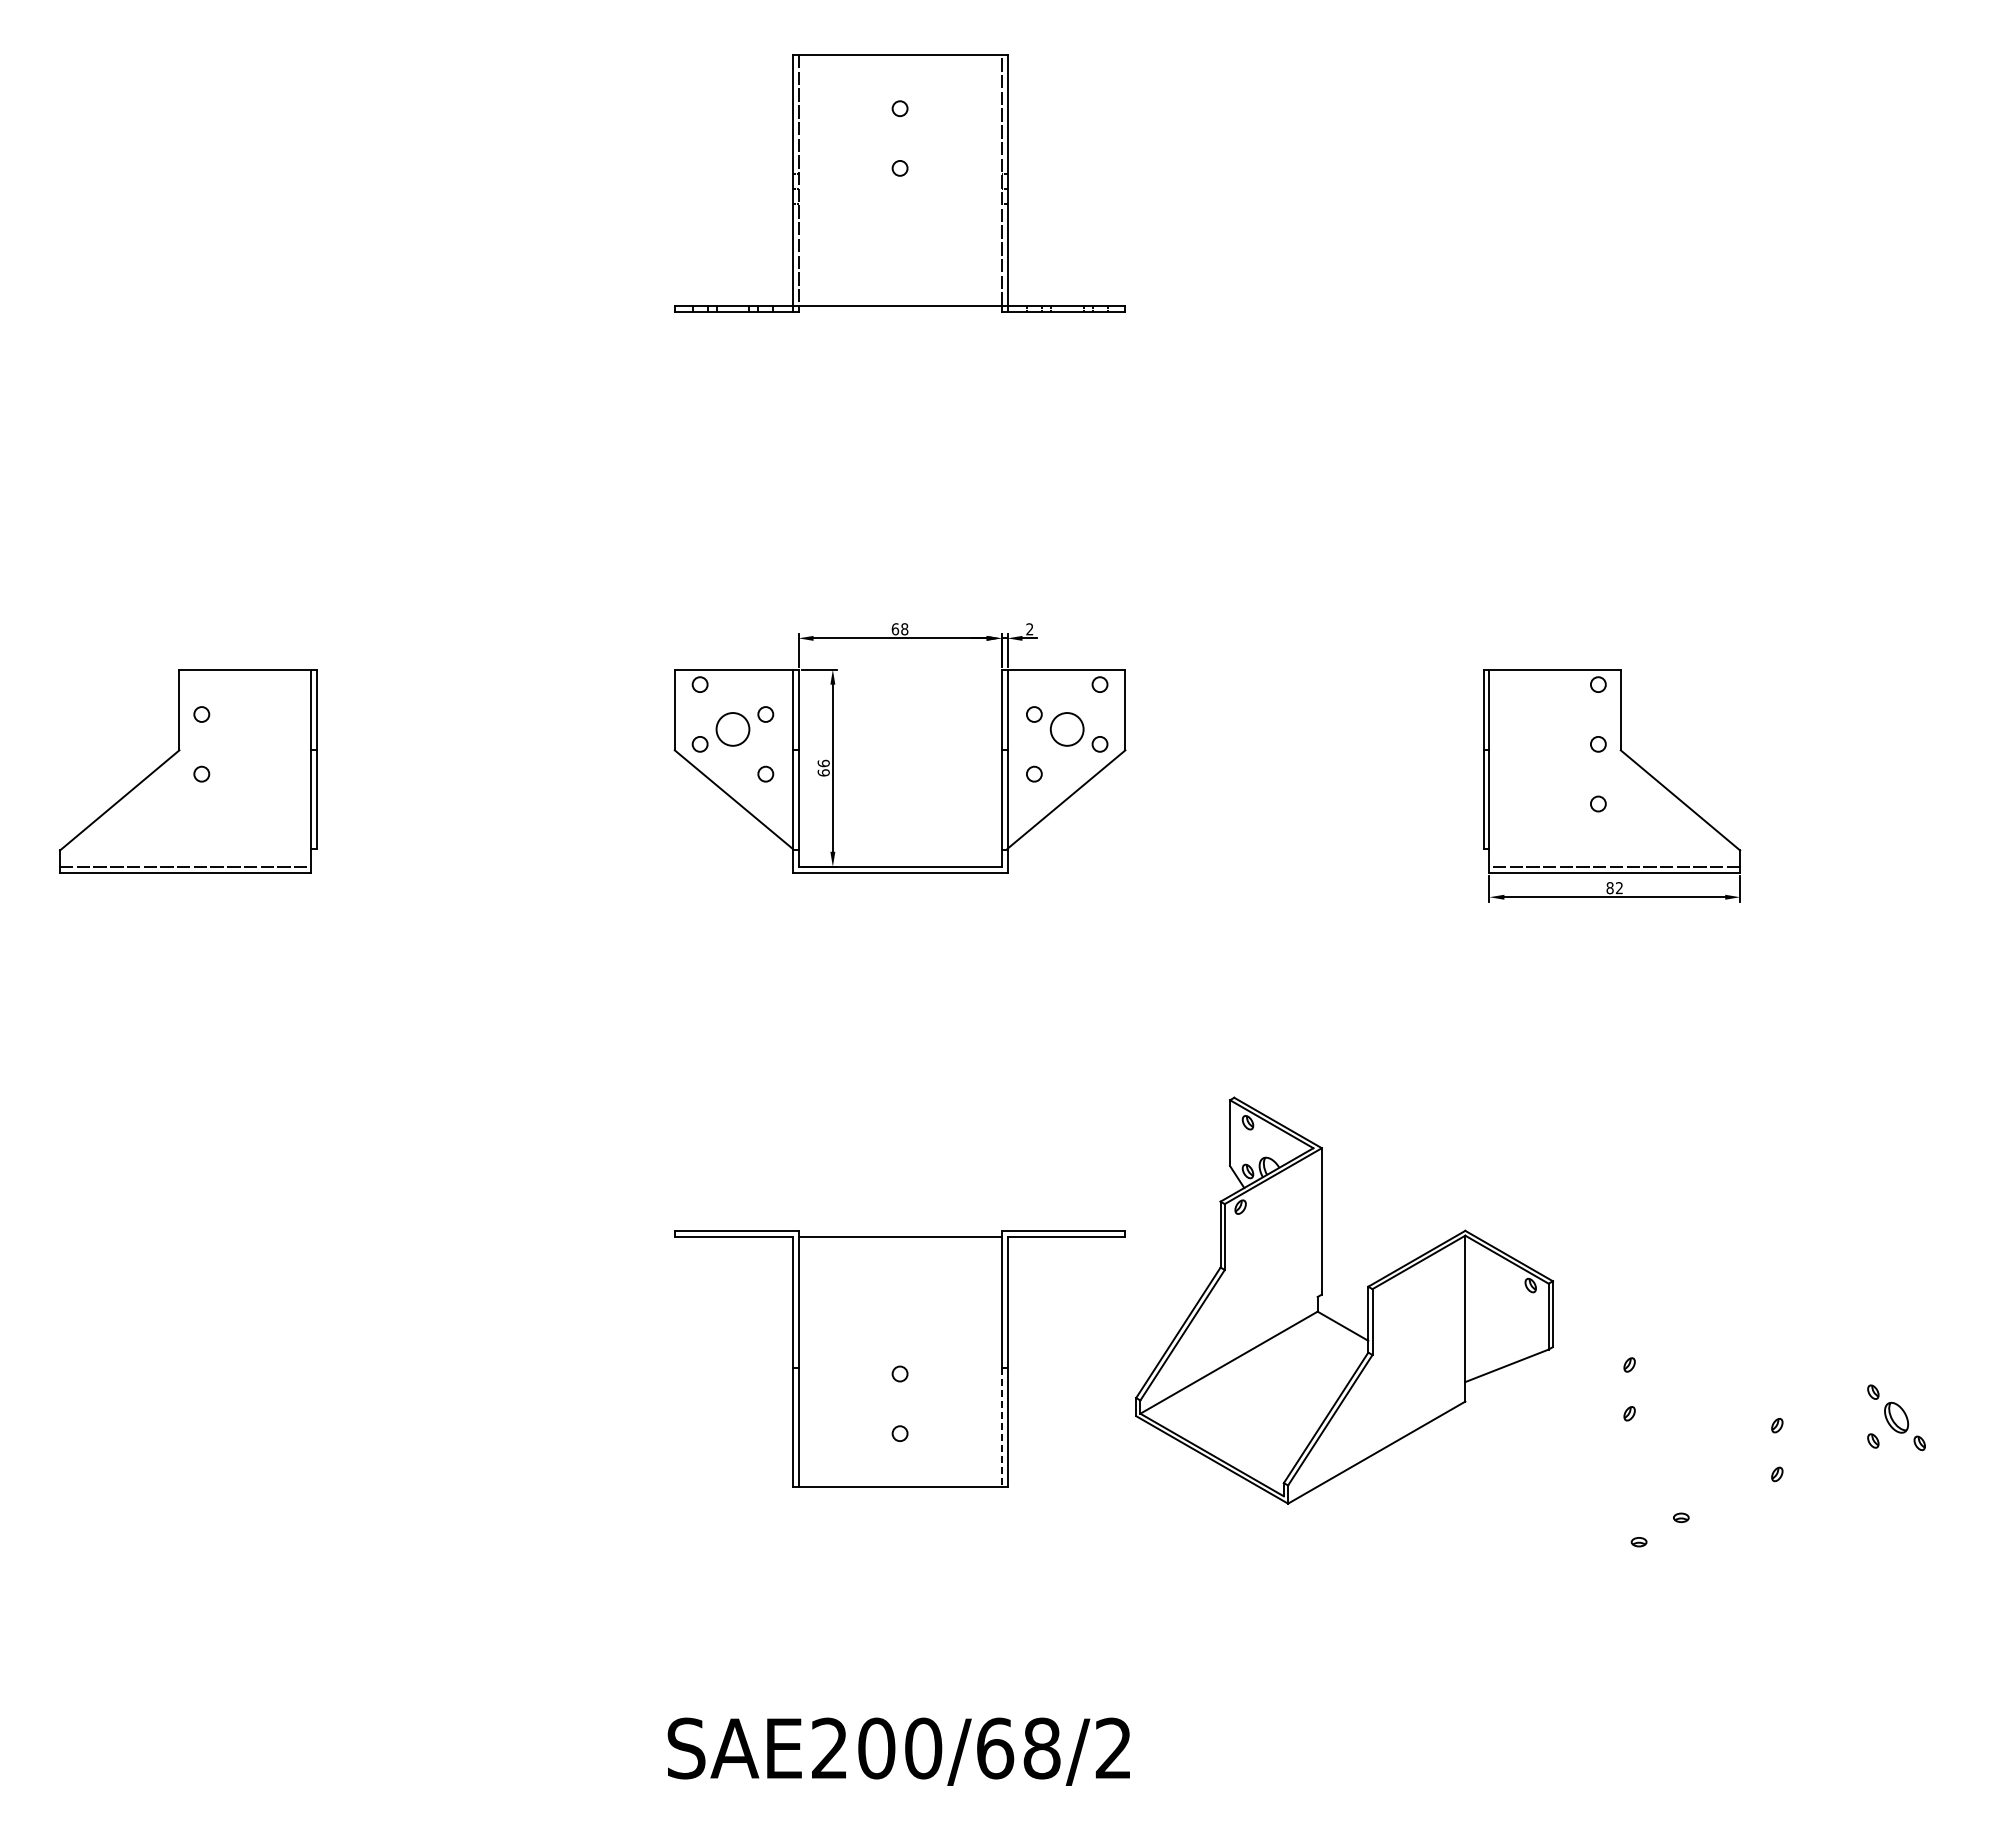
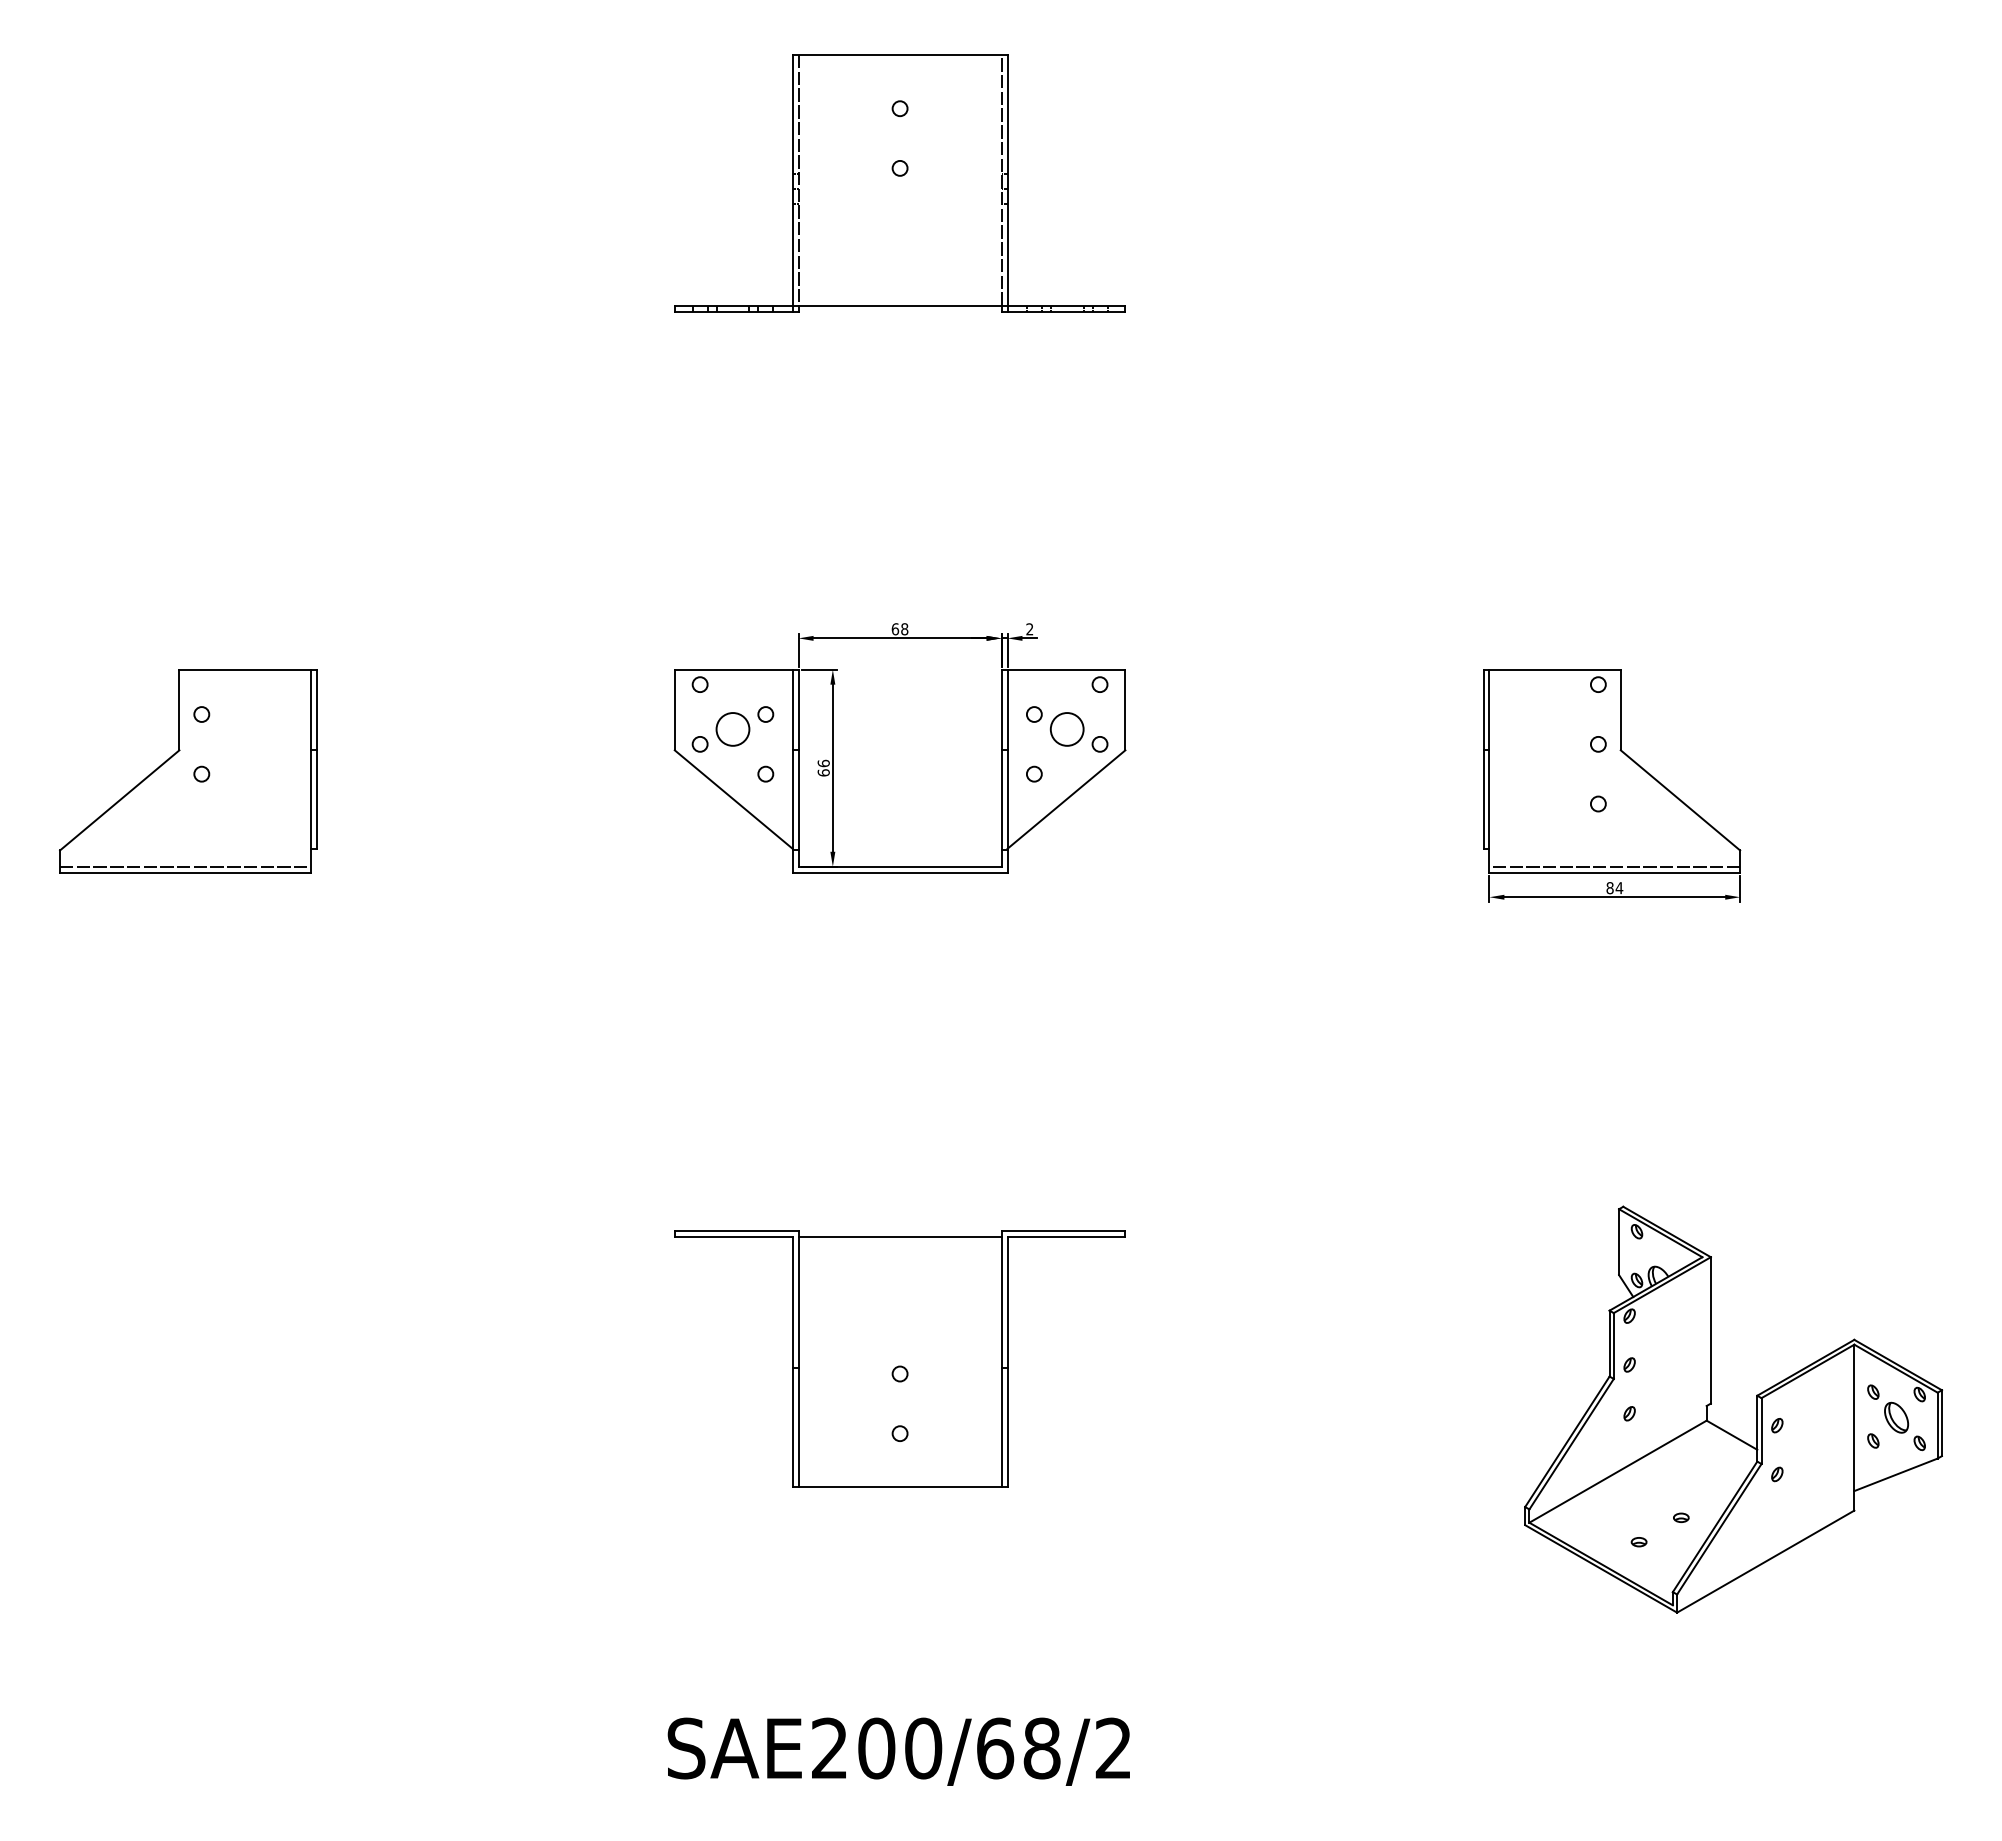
text: 82 -> 84 (1619, 888)
part position: (1335, 1320) -> (1724, 1429) (1724, 1429)
line: dashed -> solid (1001, 1427)
